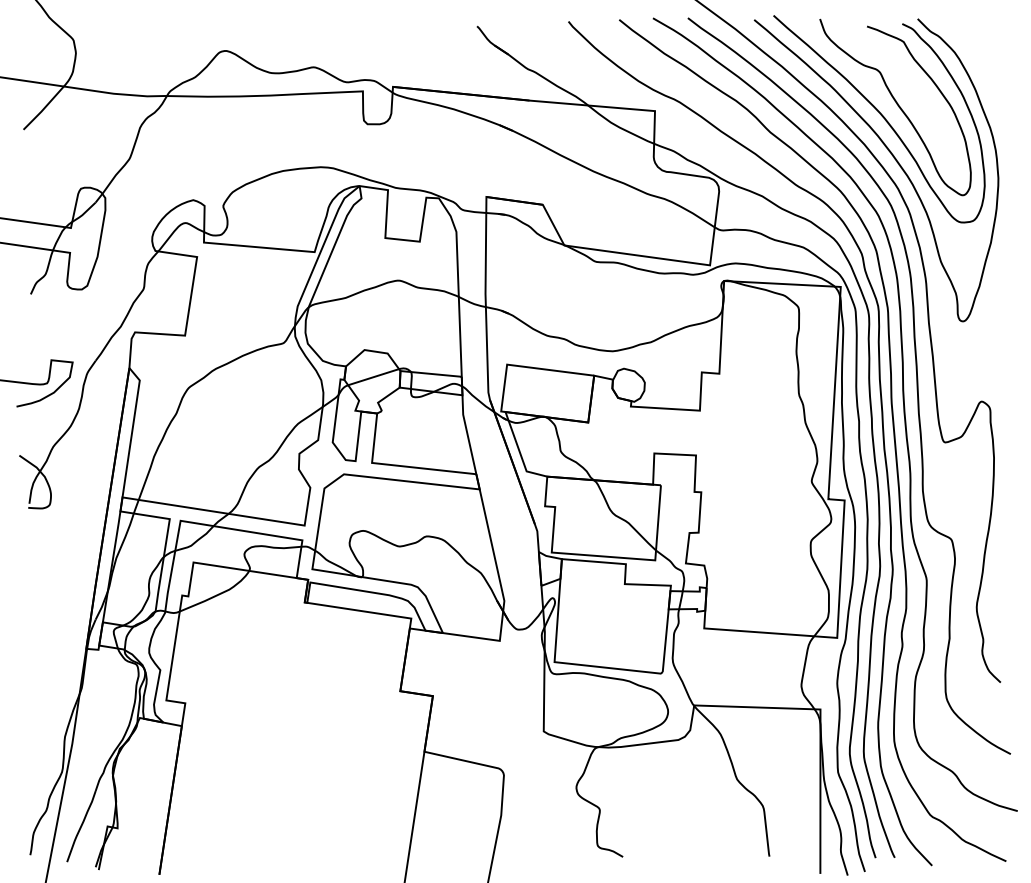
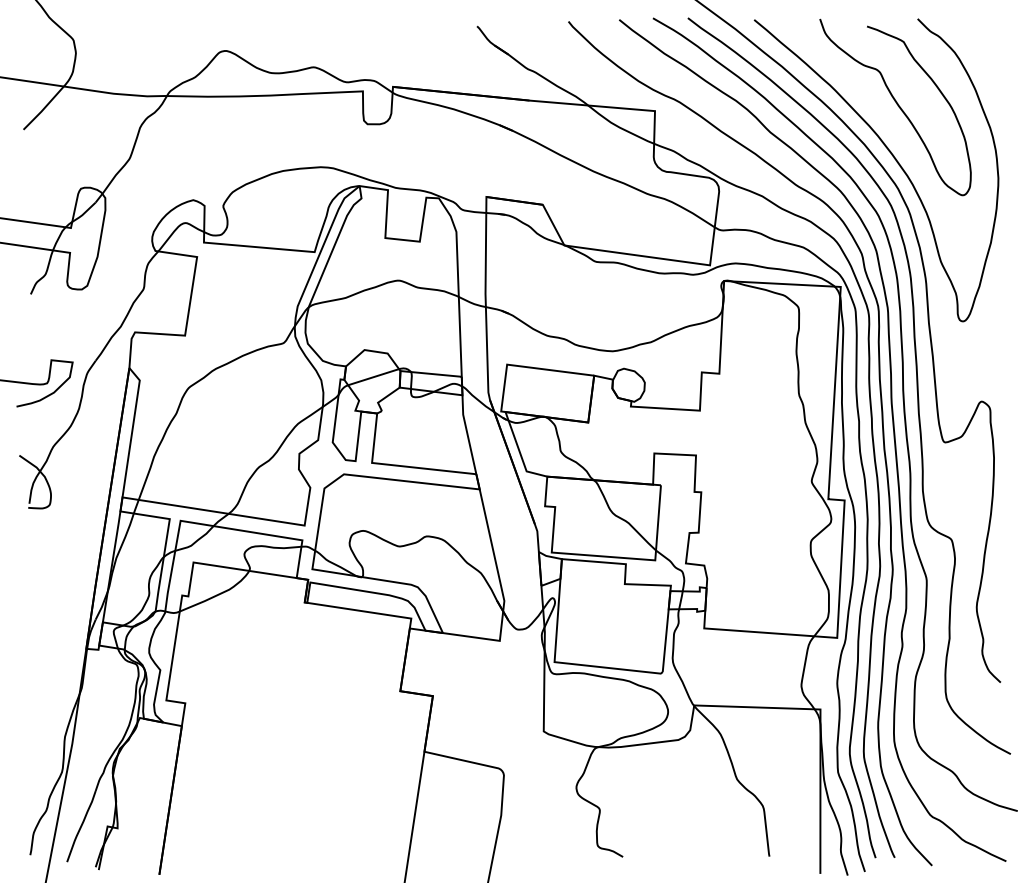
curve: present -> none (881, 116)
